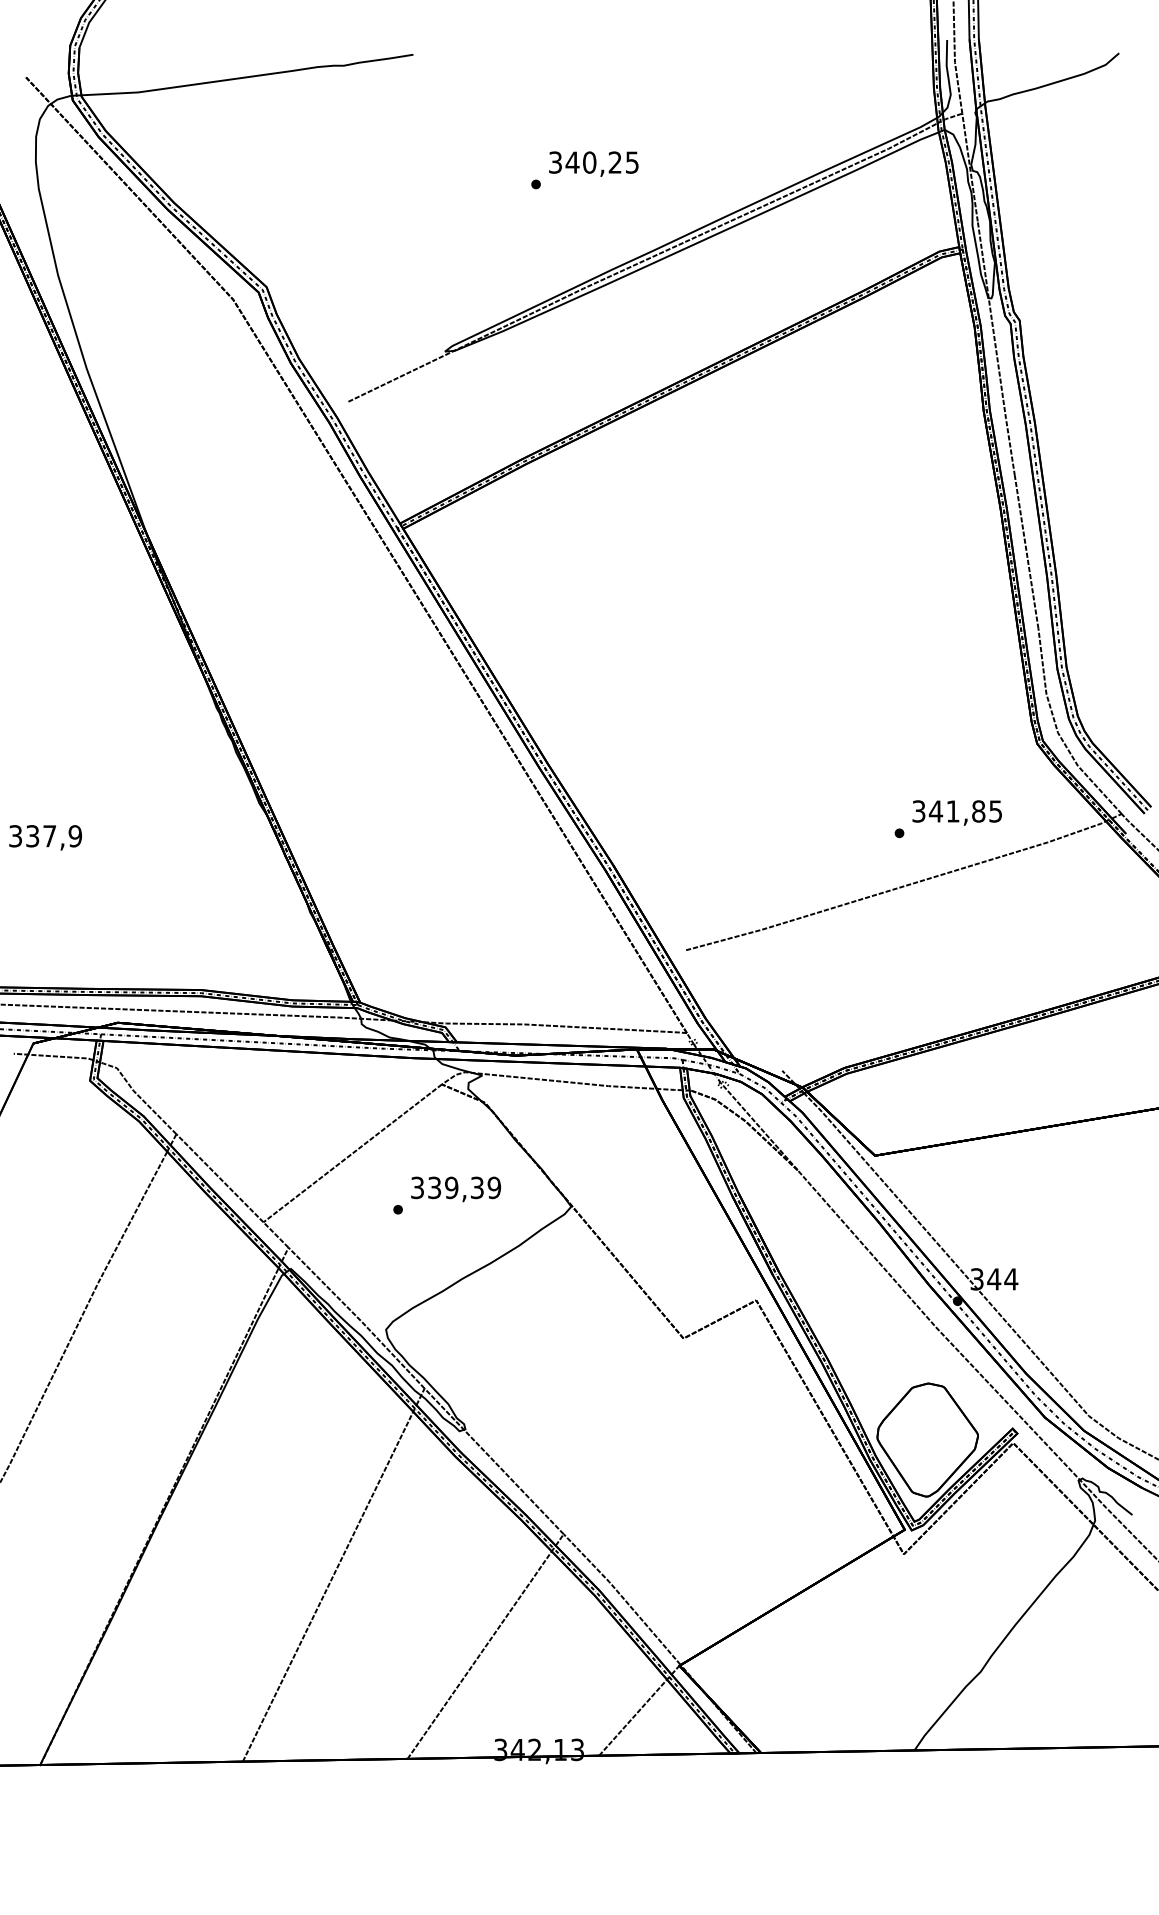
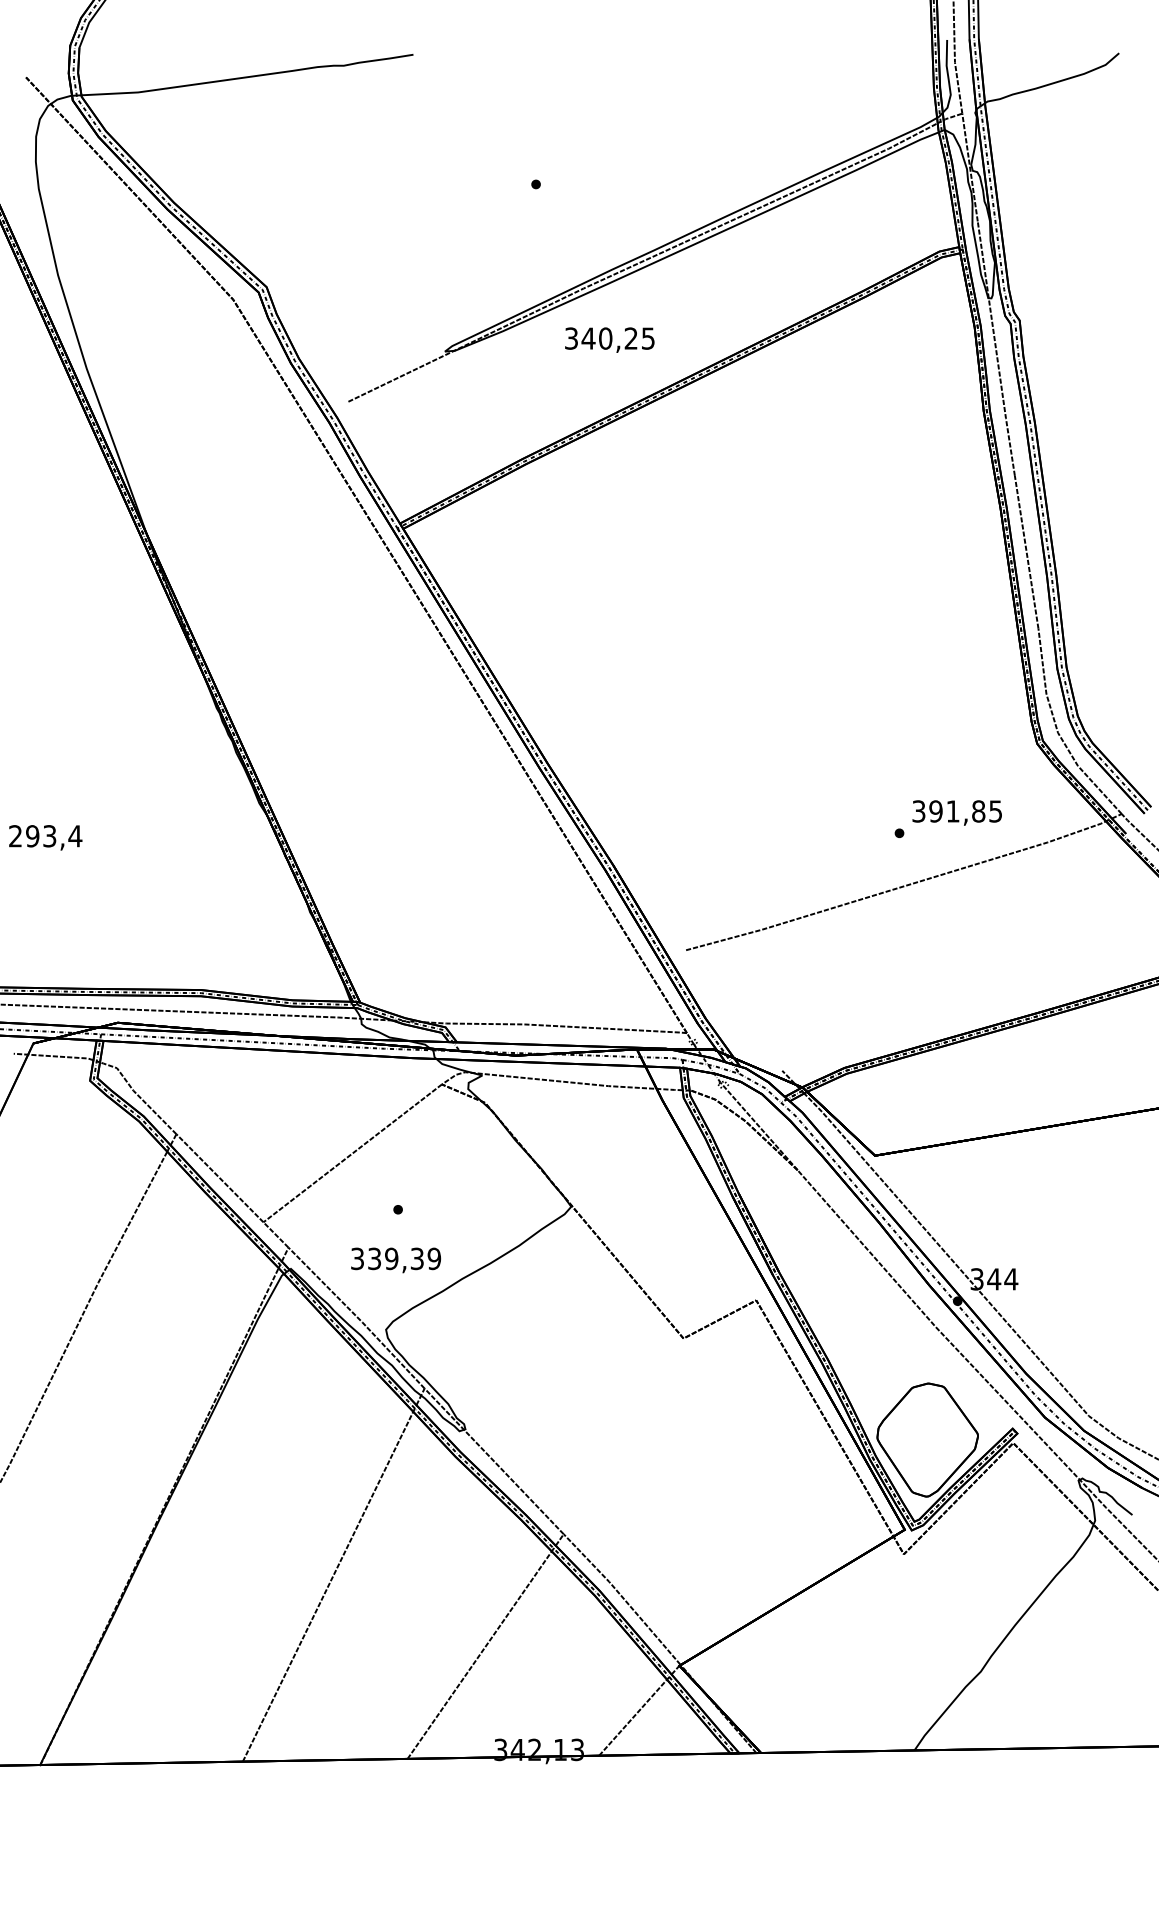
text position: (593, 163) -> (609, 339) (609, 339)
text: 341,85 -> 391,85 (935, 811)
text: 337,9 -> 293,4 (45, 836)
text position: (455, 1189) -> (395, 1260) (395, 1260)
